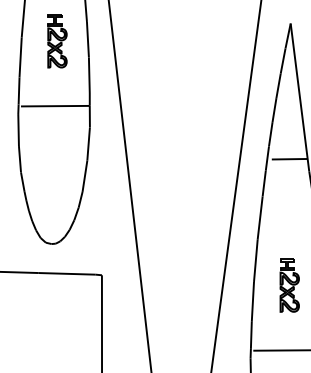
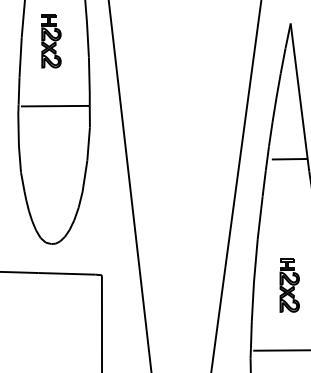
part position: (57, 41) -> (51, 41) (51, 41)
